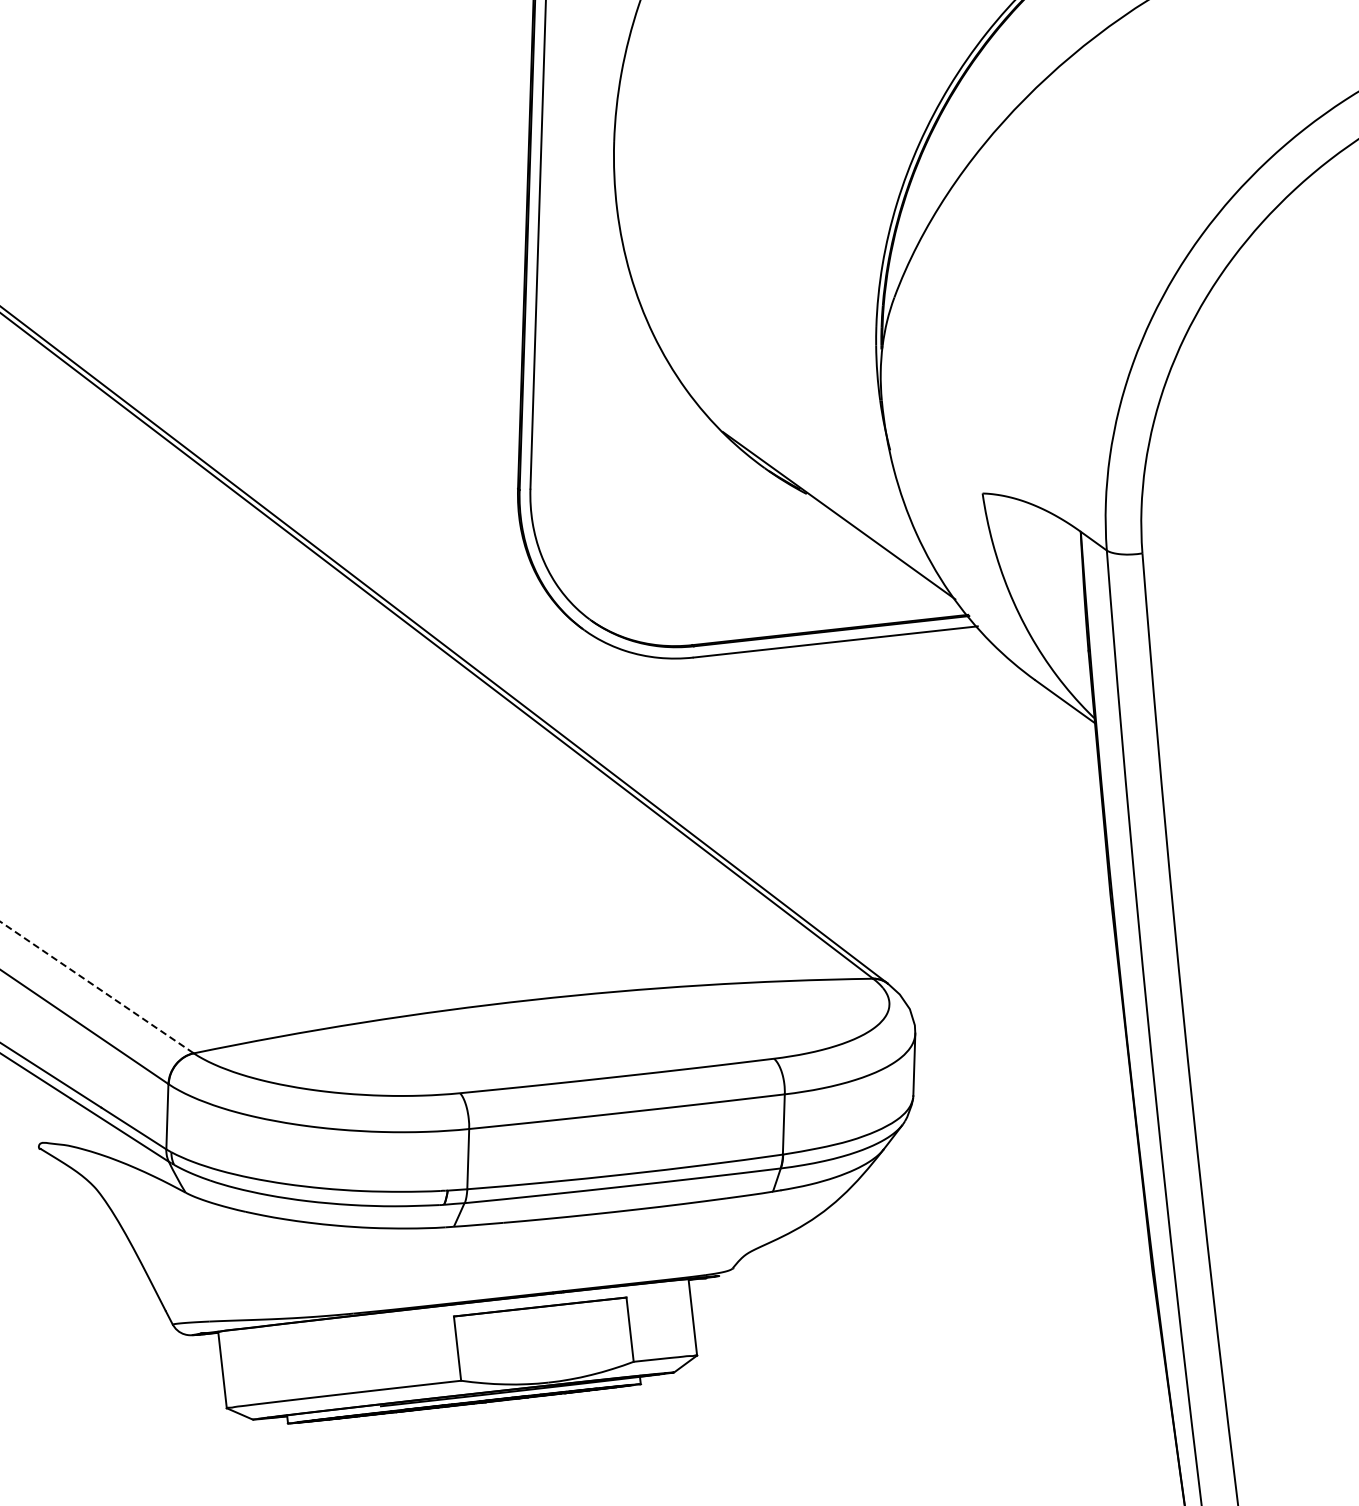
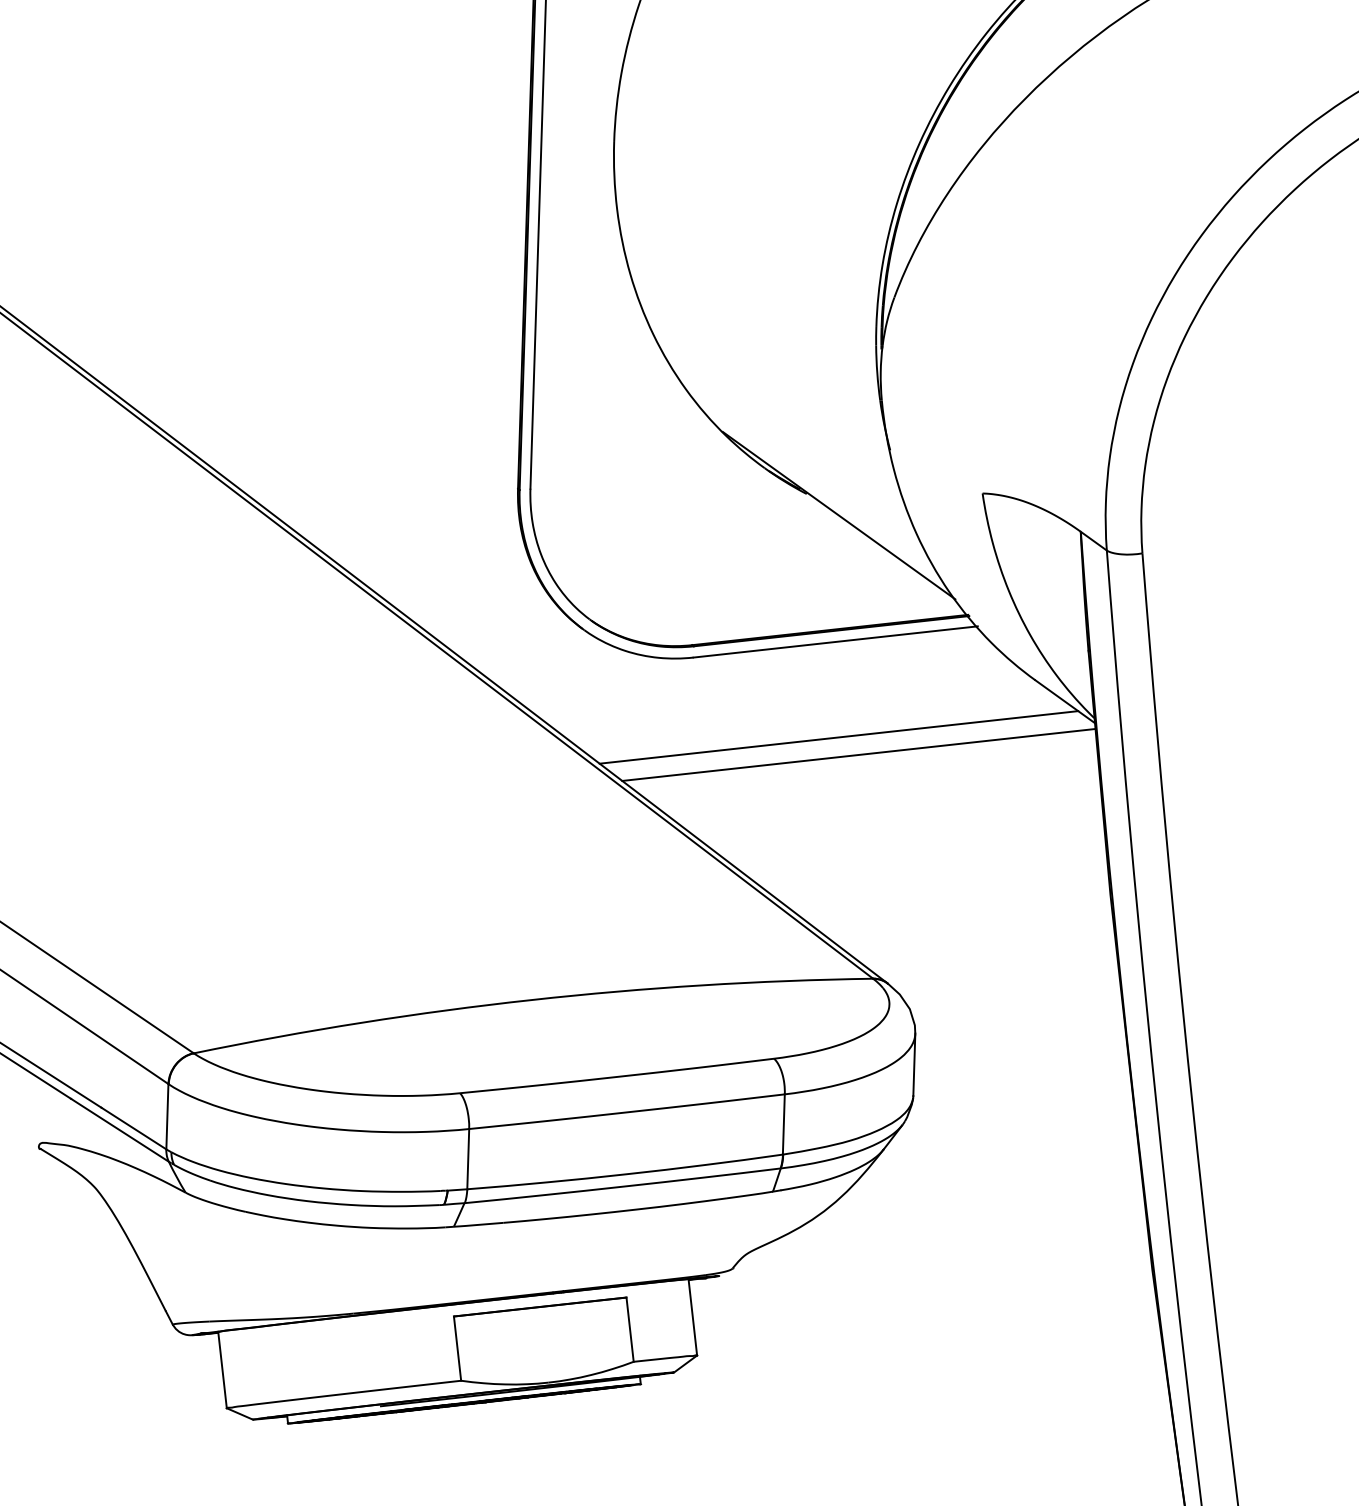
line: none -> present (838, 737)
line: none -> present (858, 754)
line: dashed -> solid (96, 987)
